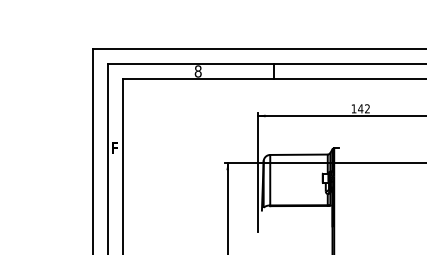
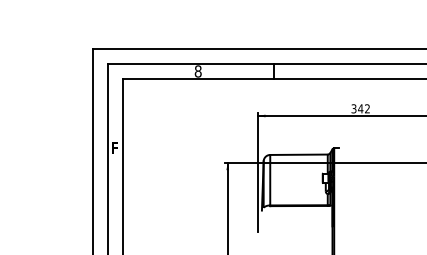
text: 142 -> 342 (353, 108)
